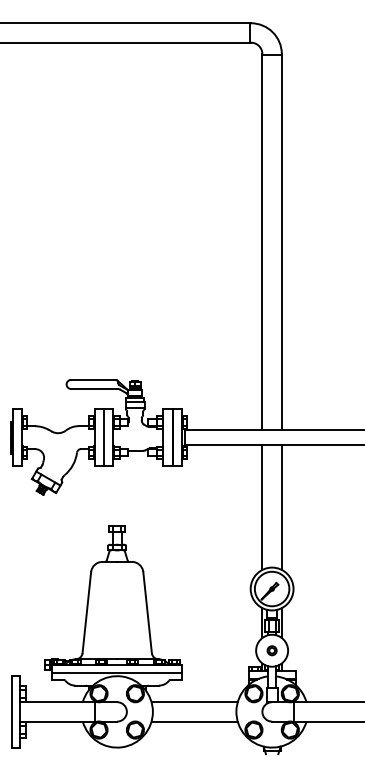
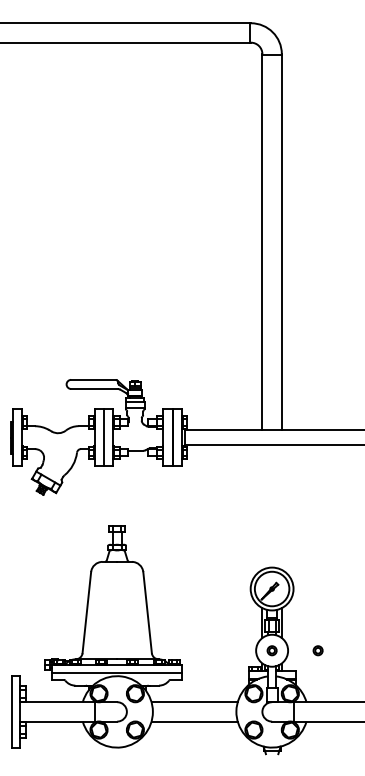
line: present -> none (262, 507)
line: present -> none (281, 507)
part: none -> present (317, 650)
